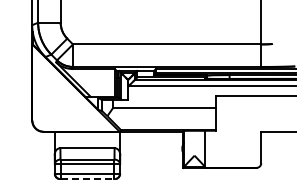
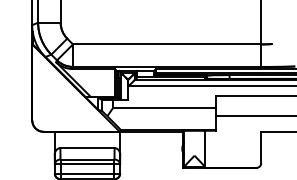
line: none -> present (254, 116)
line: dashed -> solid (87, 179)
